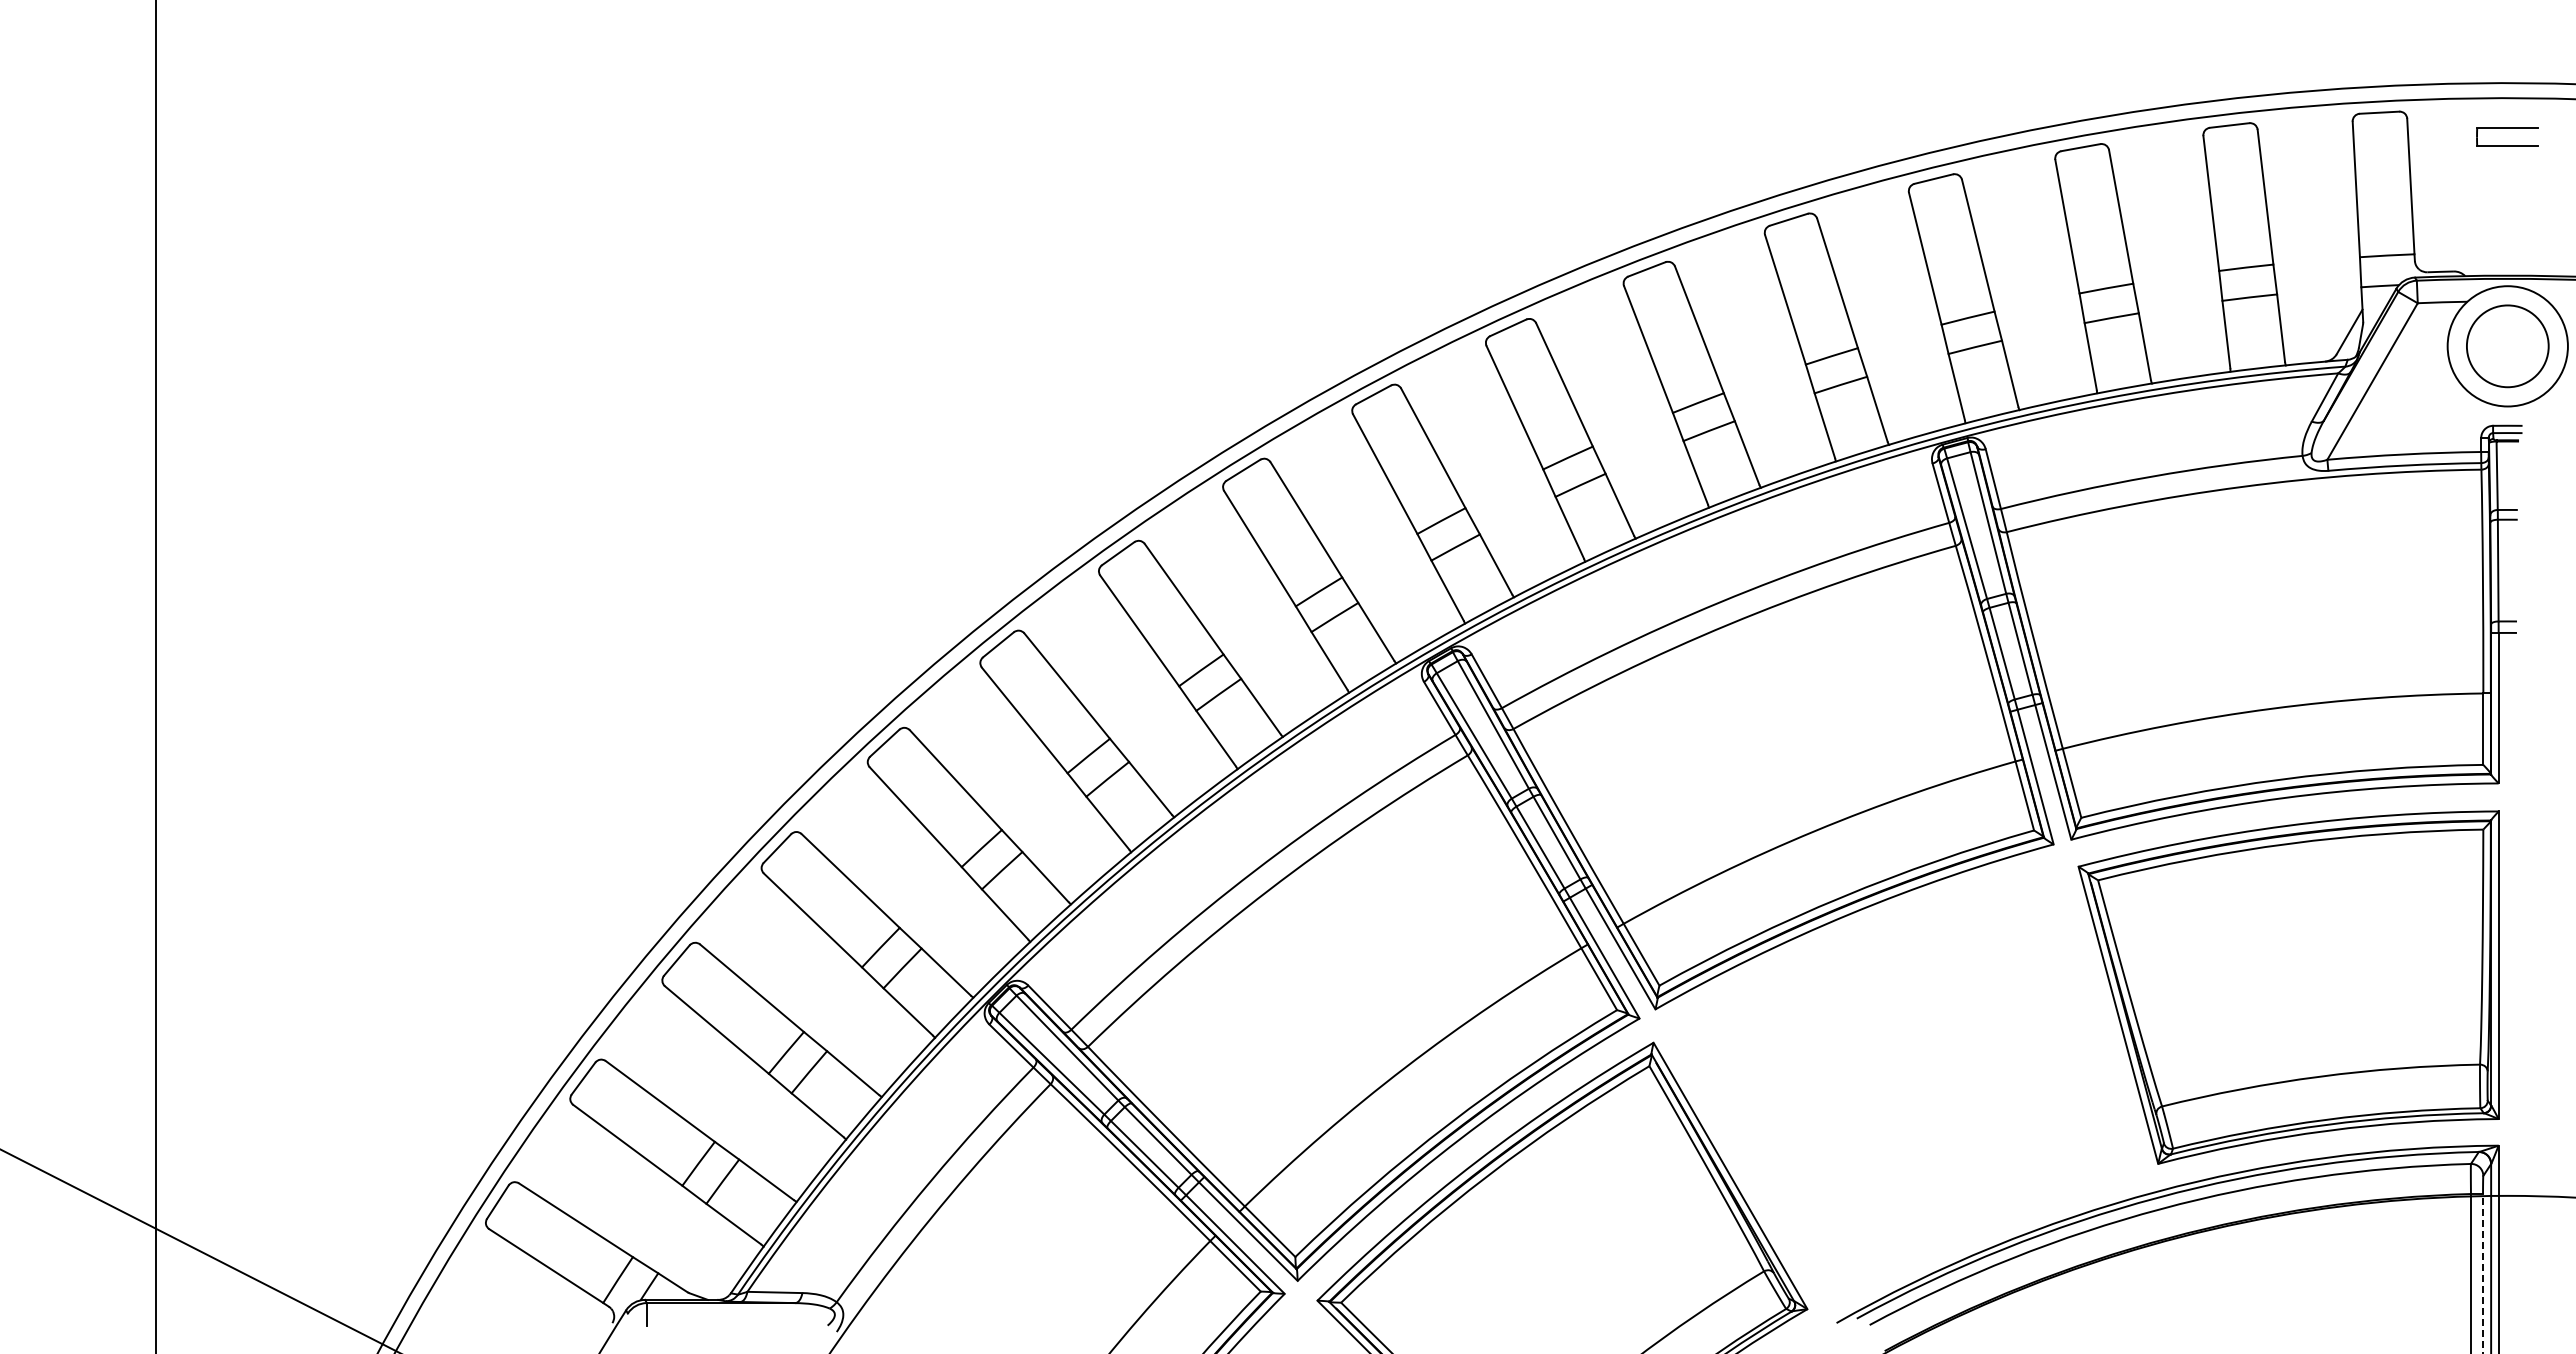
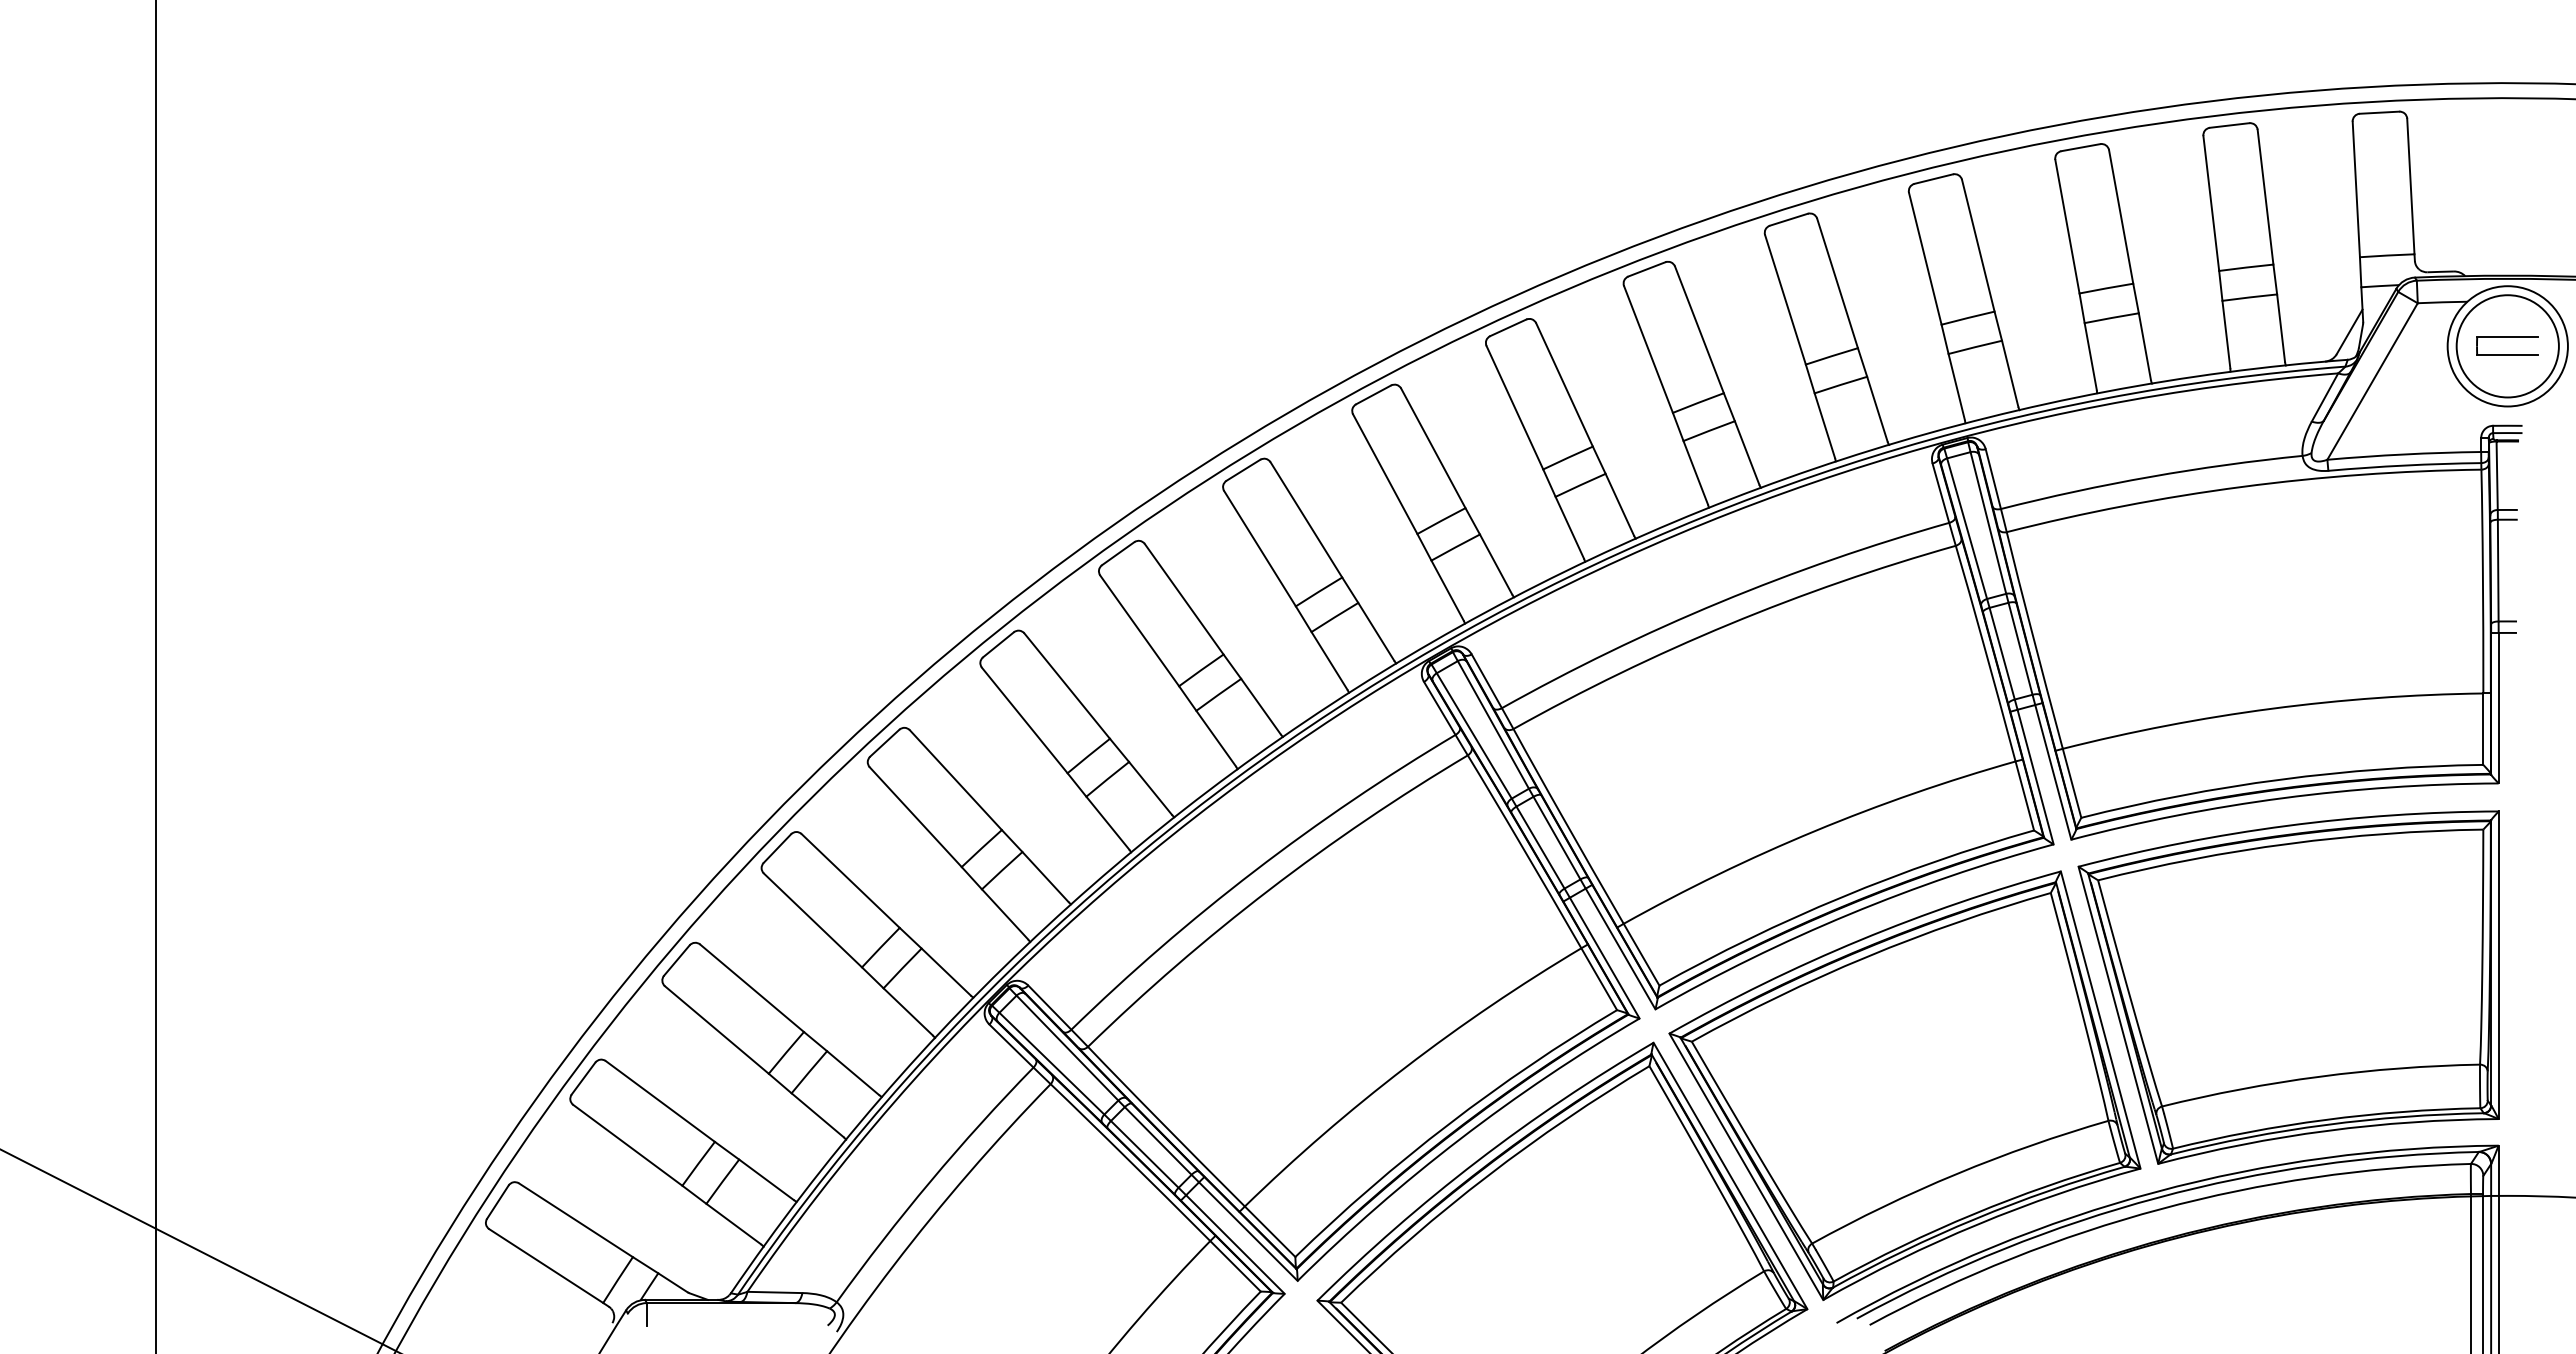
part position: (2507, 128) -> (2507, 337) (2507, 337)
circle diameter: 82 px -> 102 px (2507, 346)
part: none -> present (1904, 1085)
line: dashed -> solid (2483, 1273)
